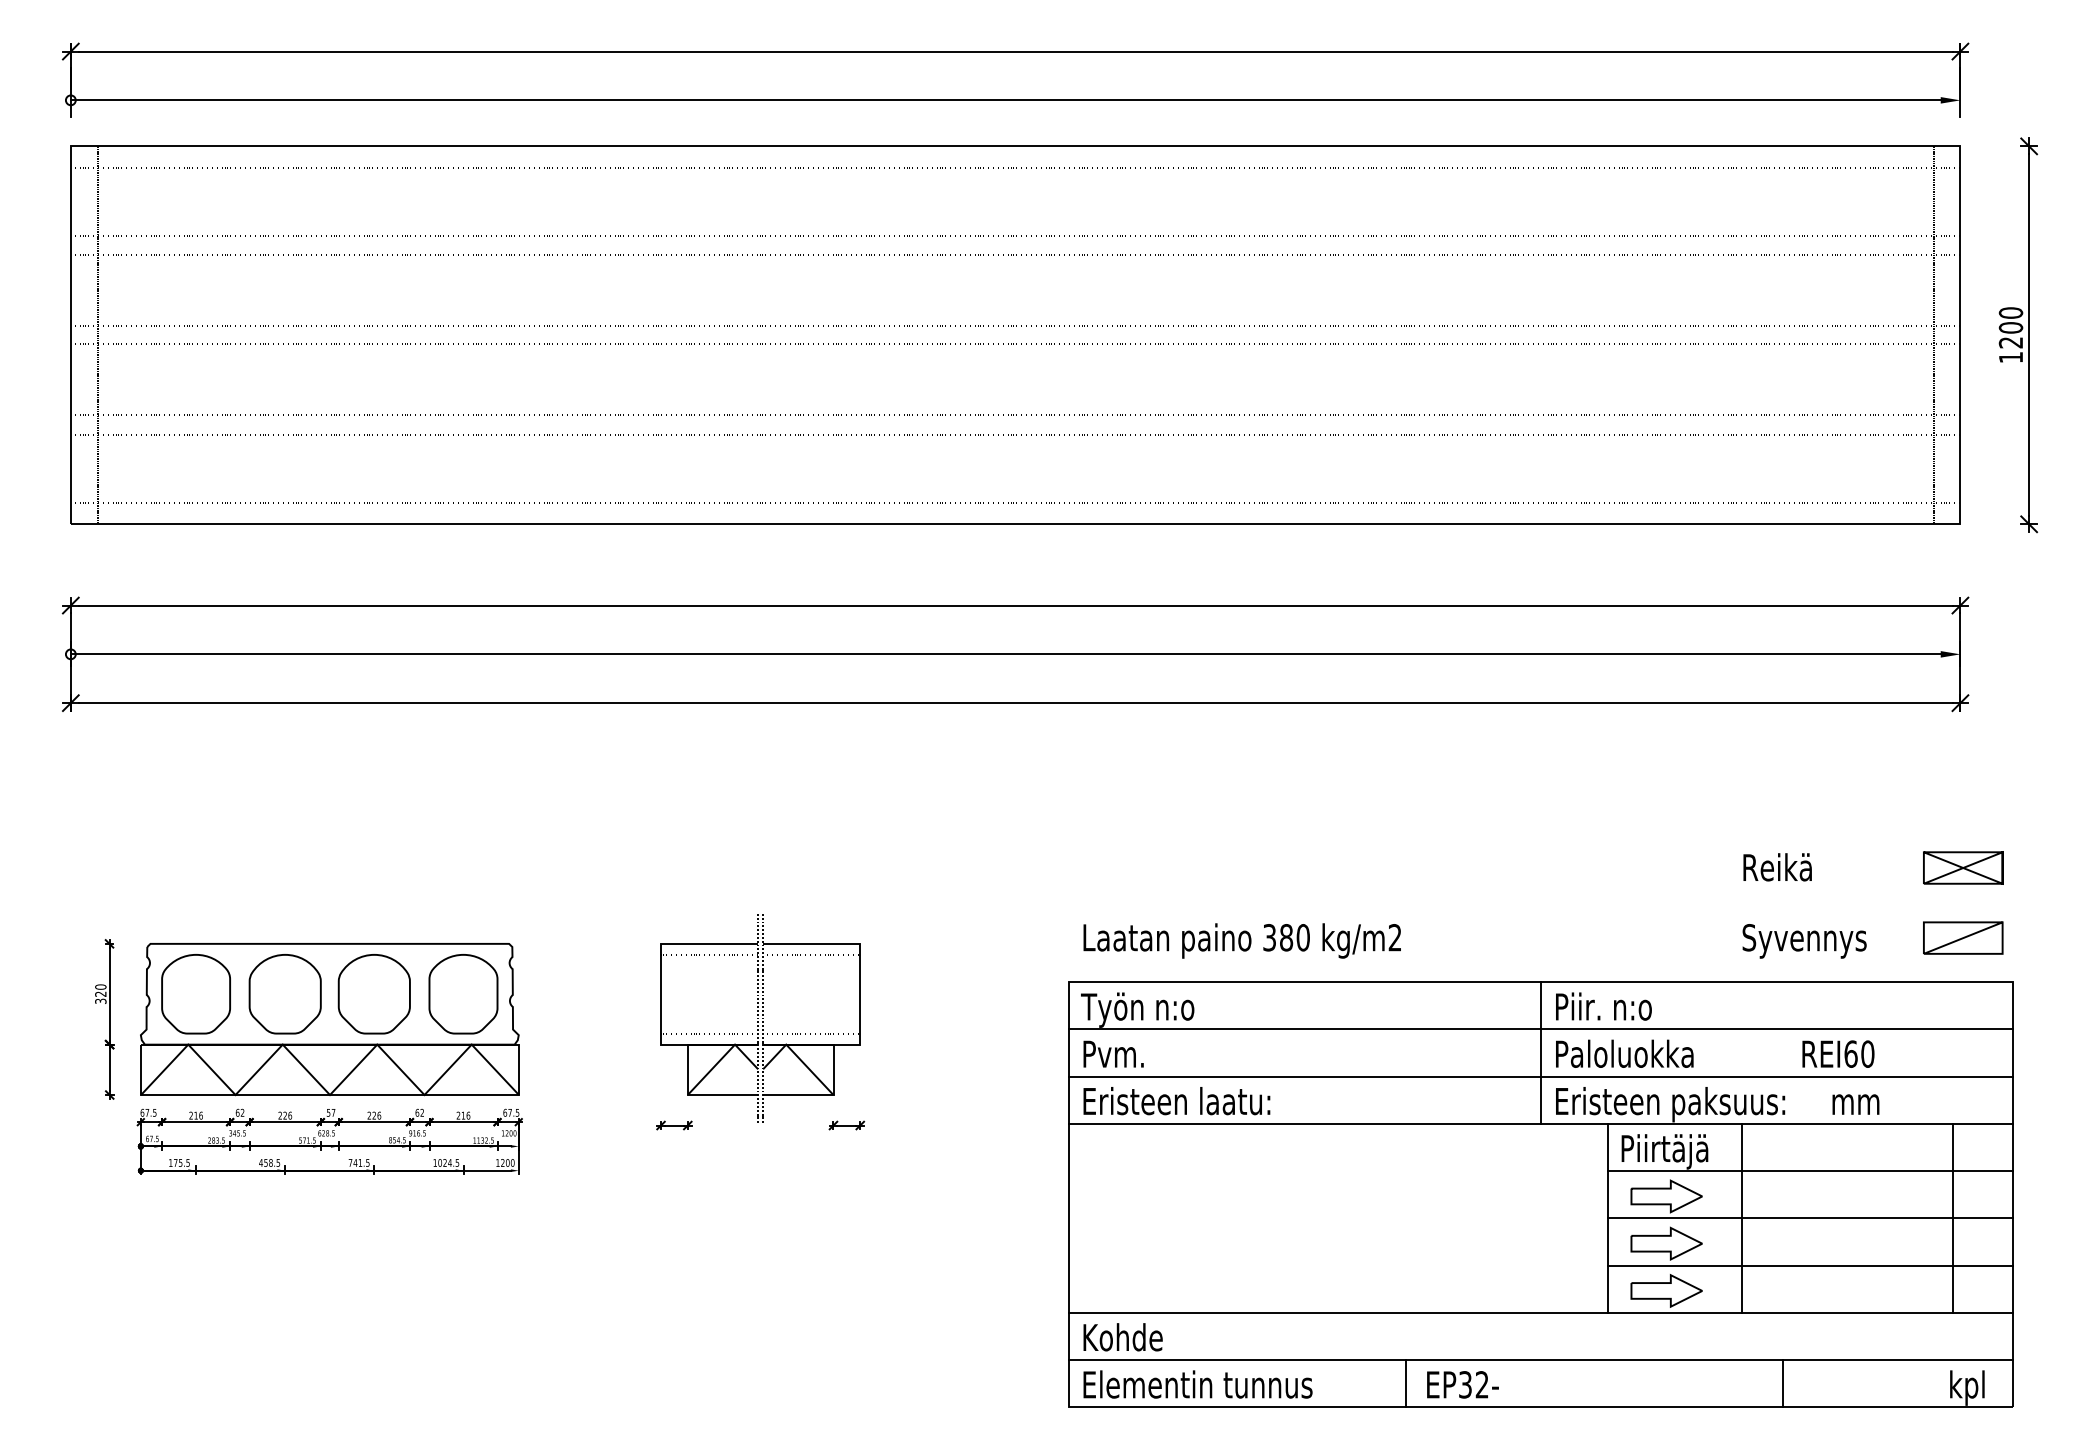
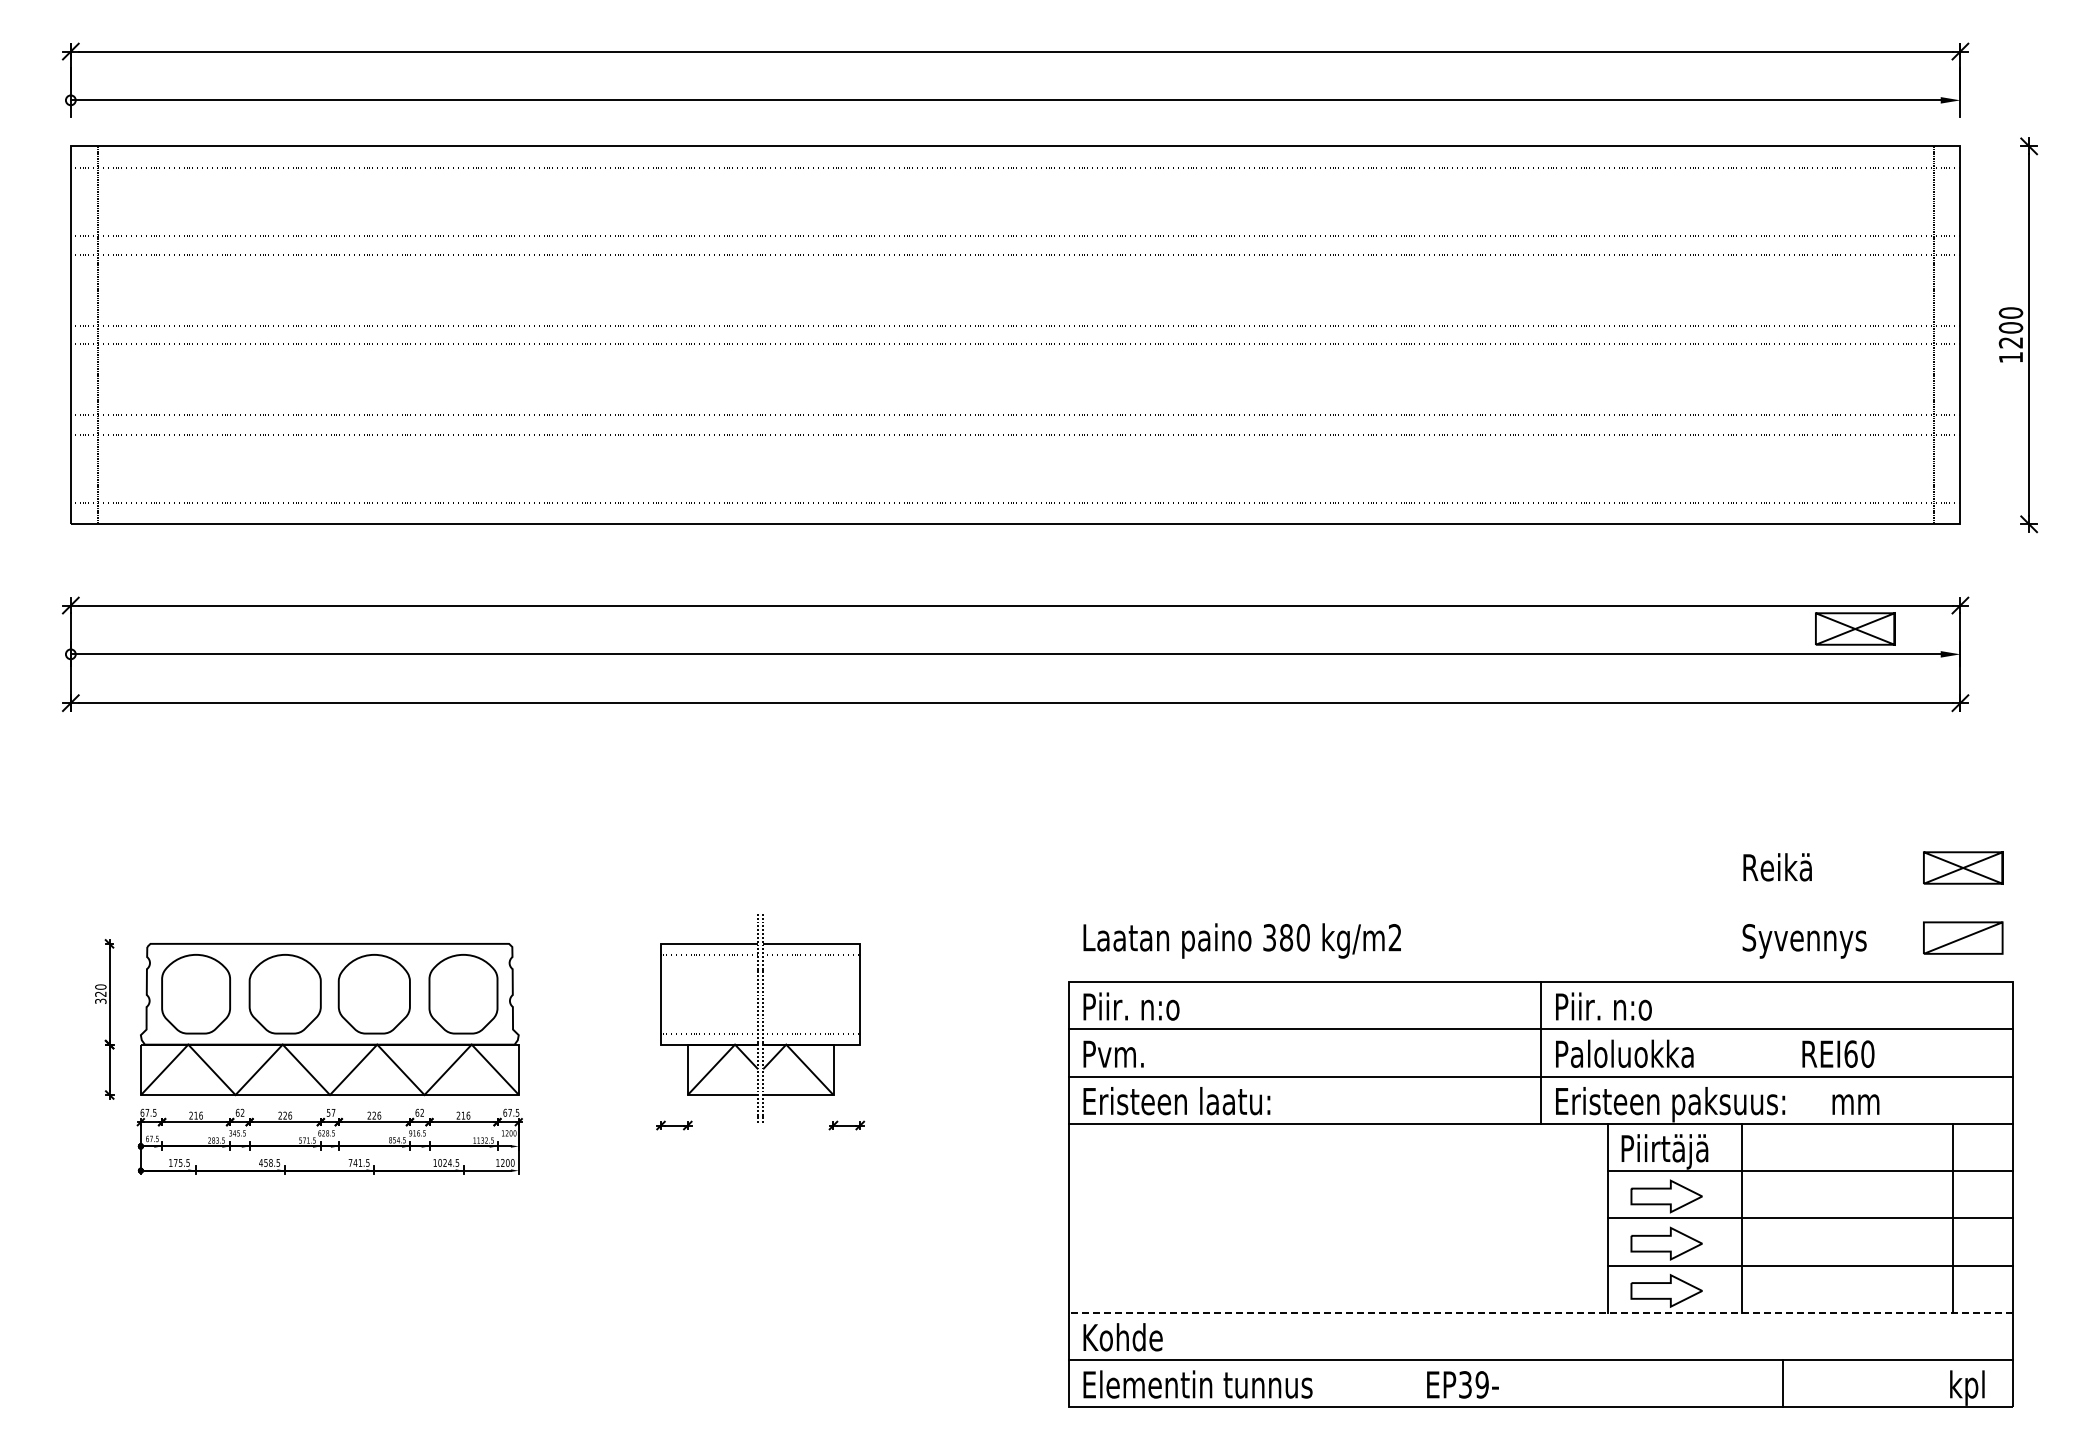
curve: none -> present (1855, 628)
text: Työn n:o -> Piir. n:o (1137, 1009)
line: solid -> dashed (1540, 1312)
line: present -> none (1406, 1383)
text: EP32- -> EP39- (1481, 1384)
